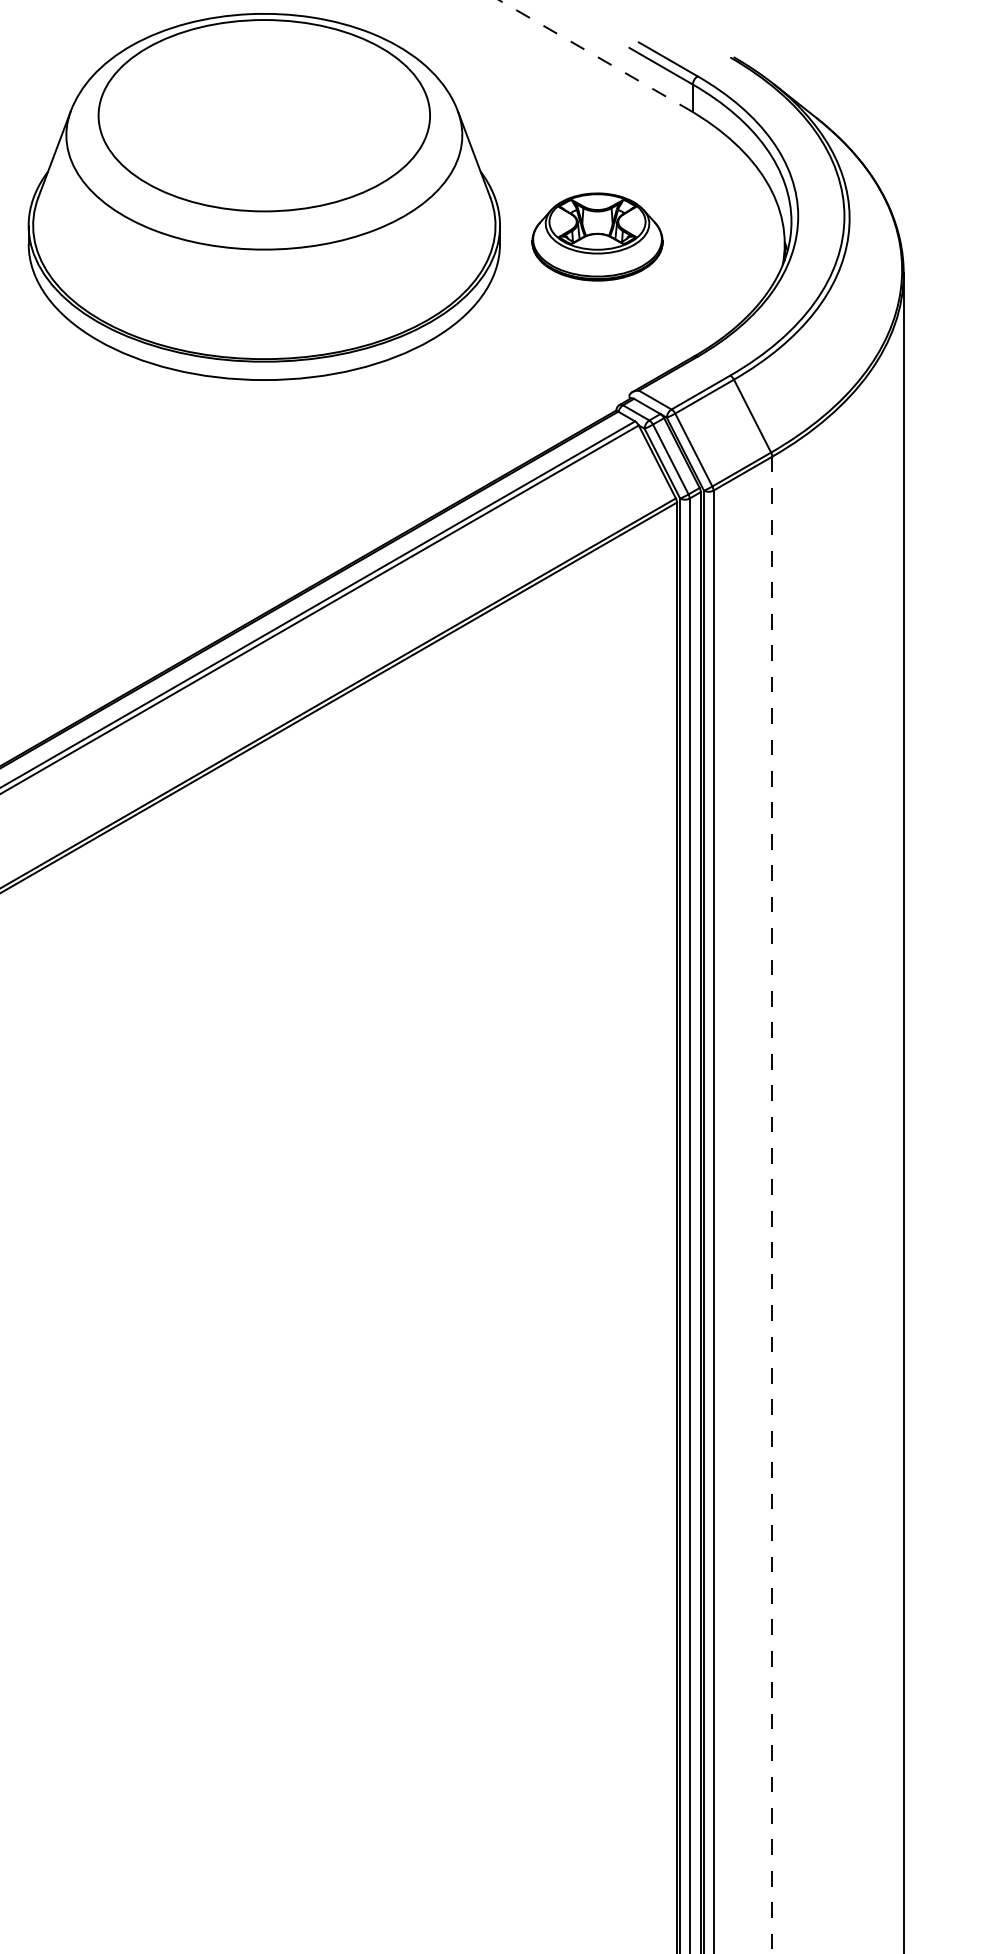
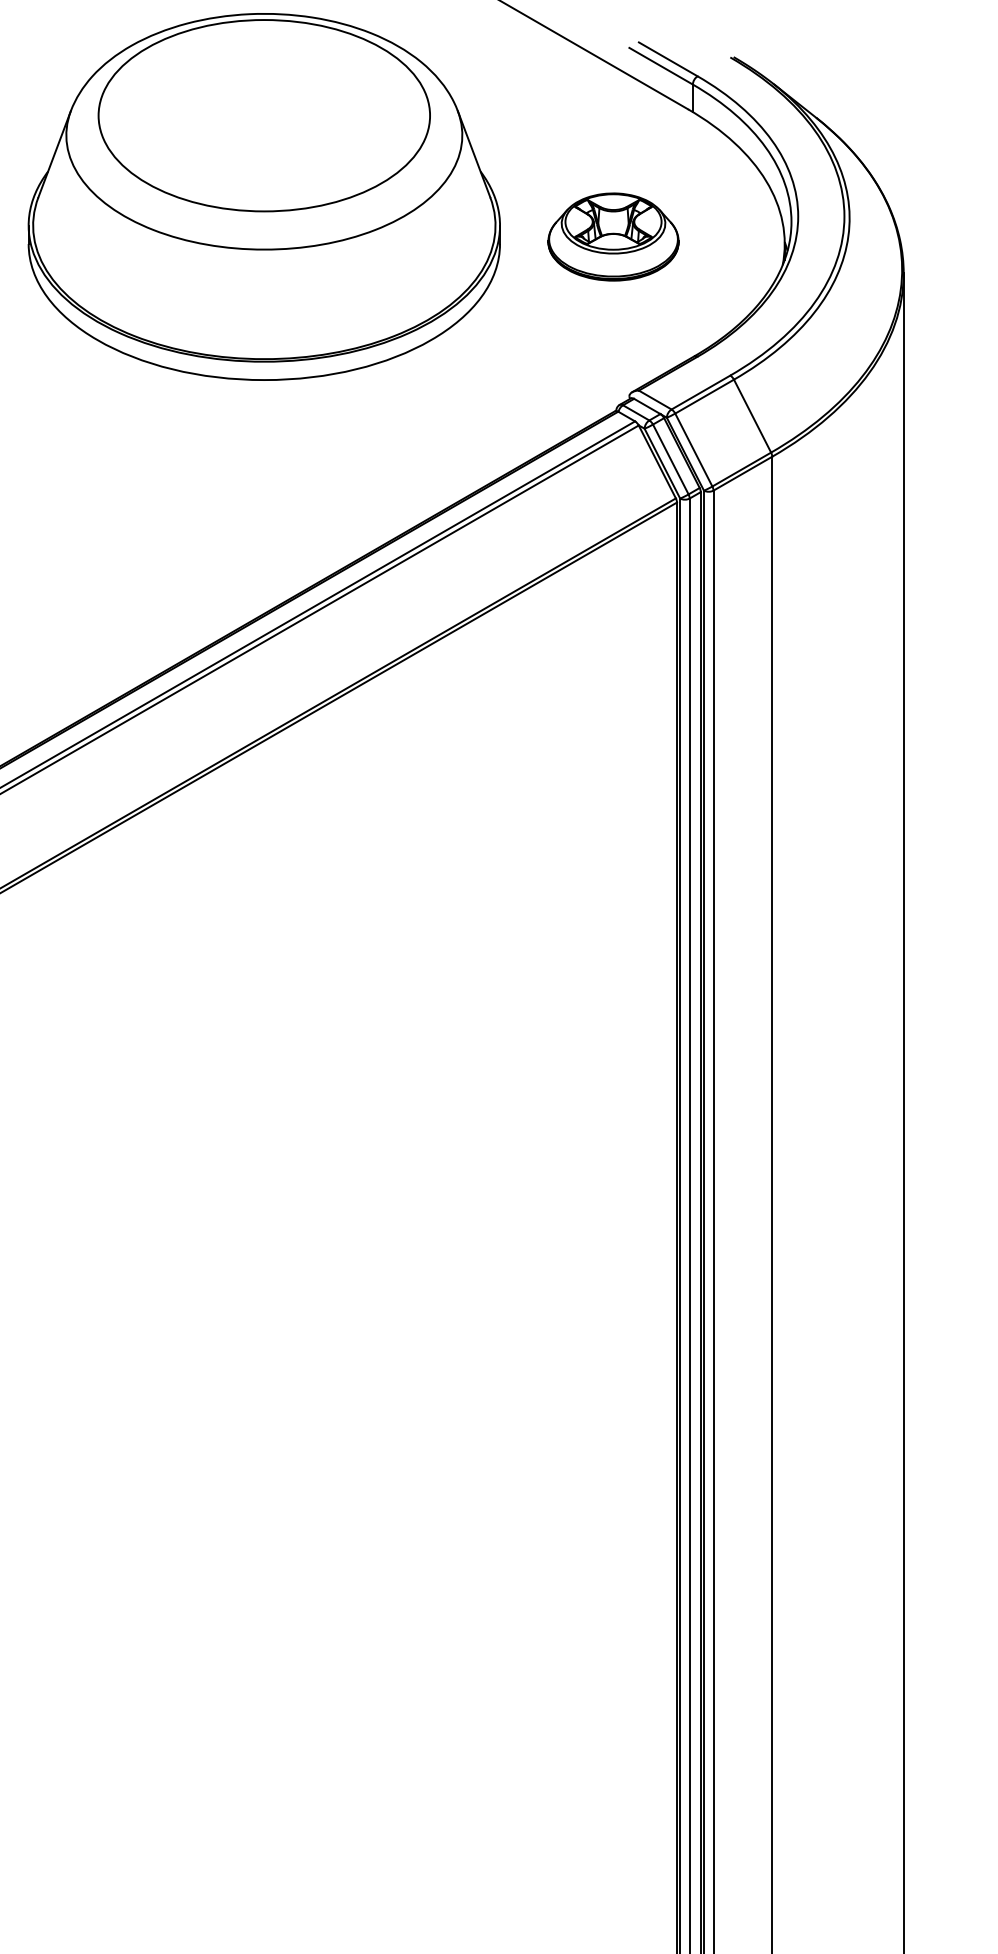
line: dashed -> solid (593, 54)
part position: (597, 236) -> (613, 236) (613, 236)
line: dashed -> solid (772, 1205)
